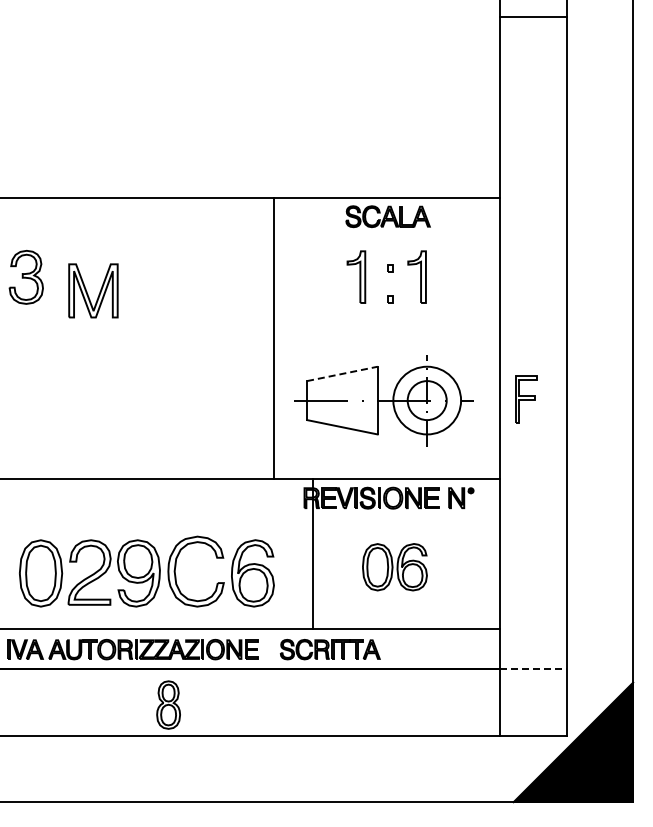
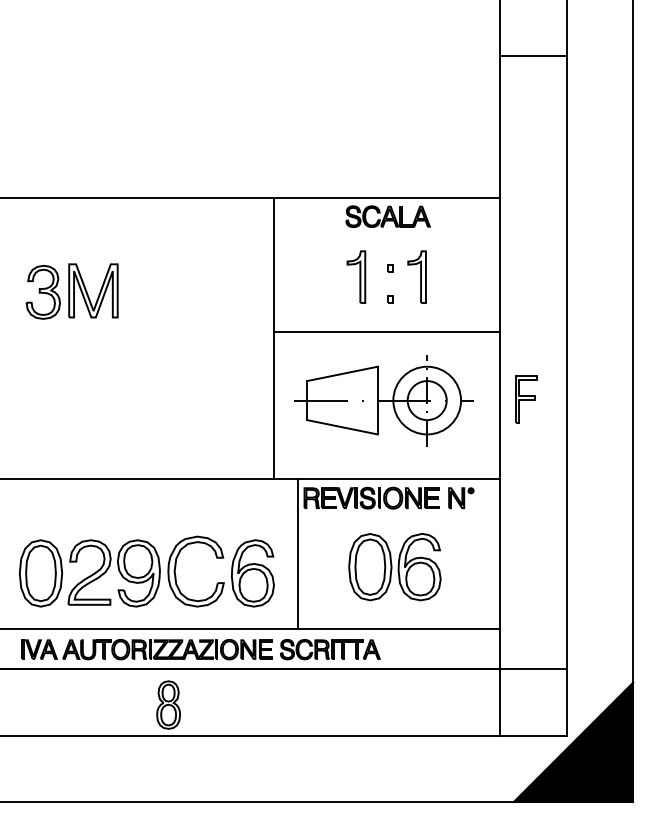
line position: (533, 16) -> (533, 55) (533, 55)
part position: (25, 277) -> (42, 292) (42, 292)
line: none -> present (387, 332)
line: dashed -> solid (342, 373)
line position: (313, 554) -> (298, 554) (298, 554)
part size: 66x49 px -> 94x69 px (394, 567)
part position: (132, 649) -> (146, 649) (146, 649)
line: dashed -> solid (534, 669)
